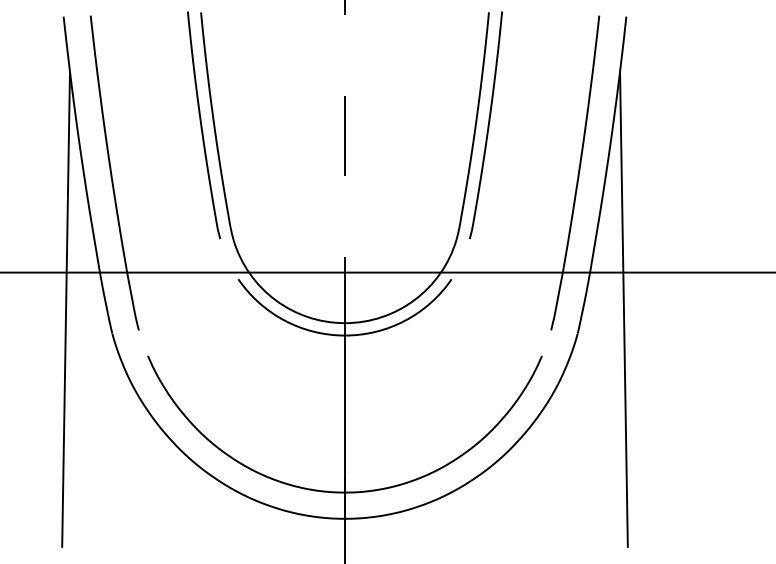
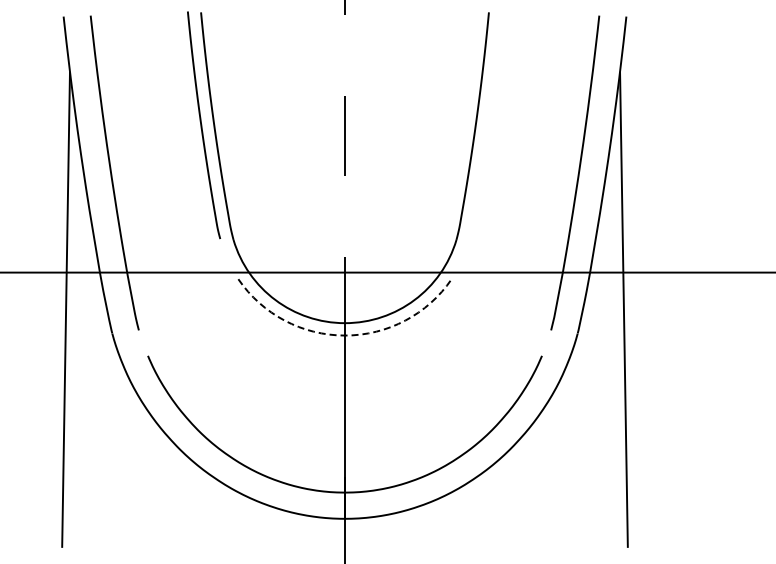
curve: present -> none (487, 125)
arc: solid -> dashed (345, 335)
